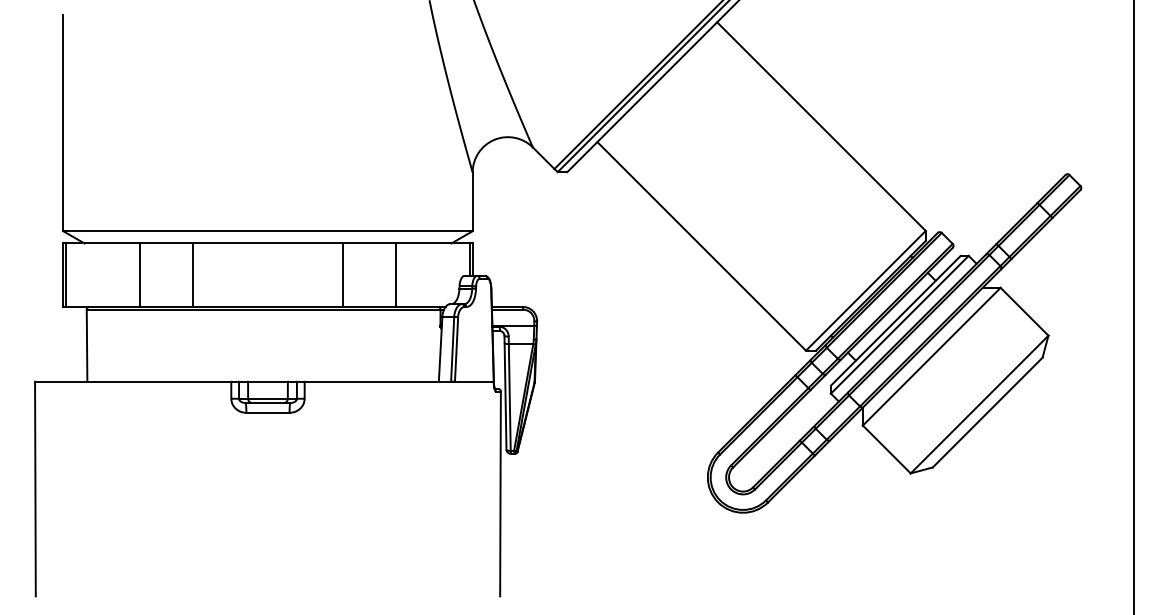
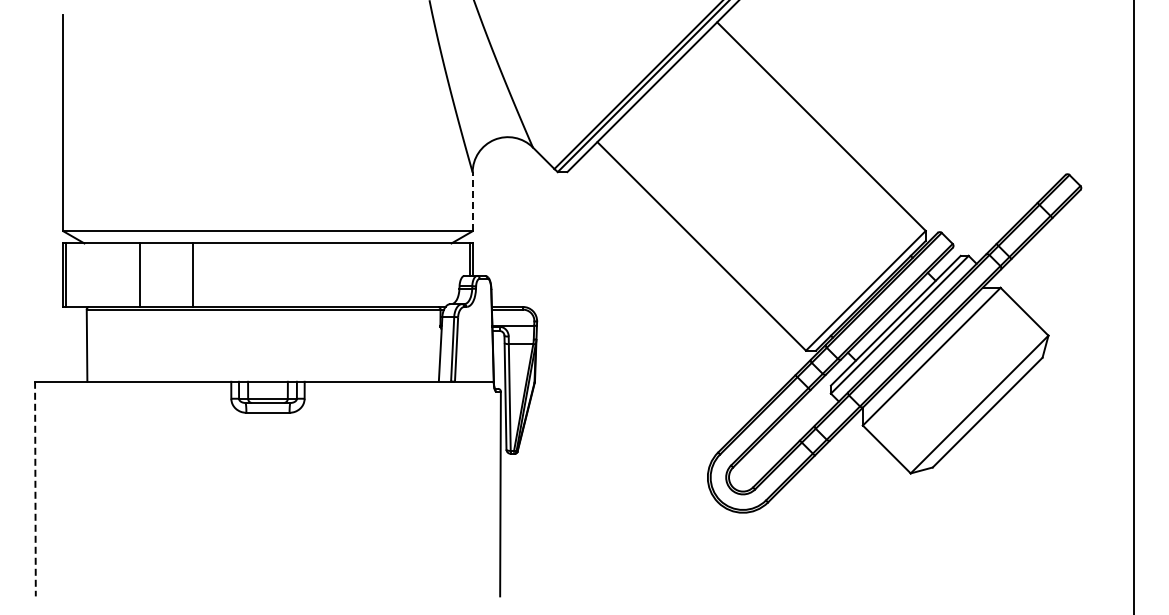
line: solid -> dashed (472, 201)
line: present -> none (342, 274)
line: present -> none (395, 274)
line: solid -> dashed (35, 489)
